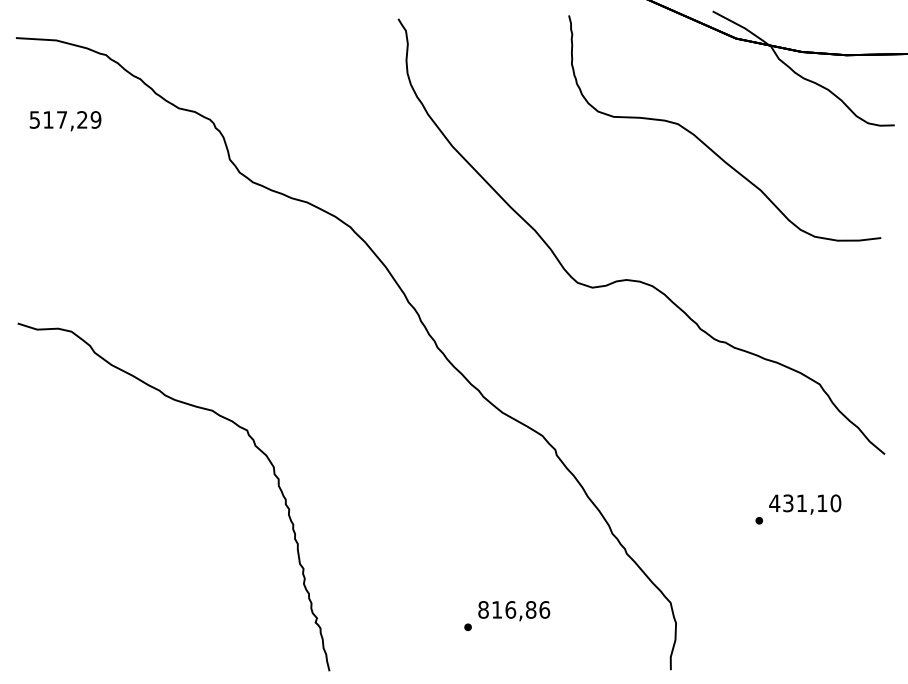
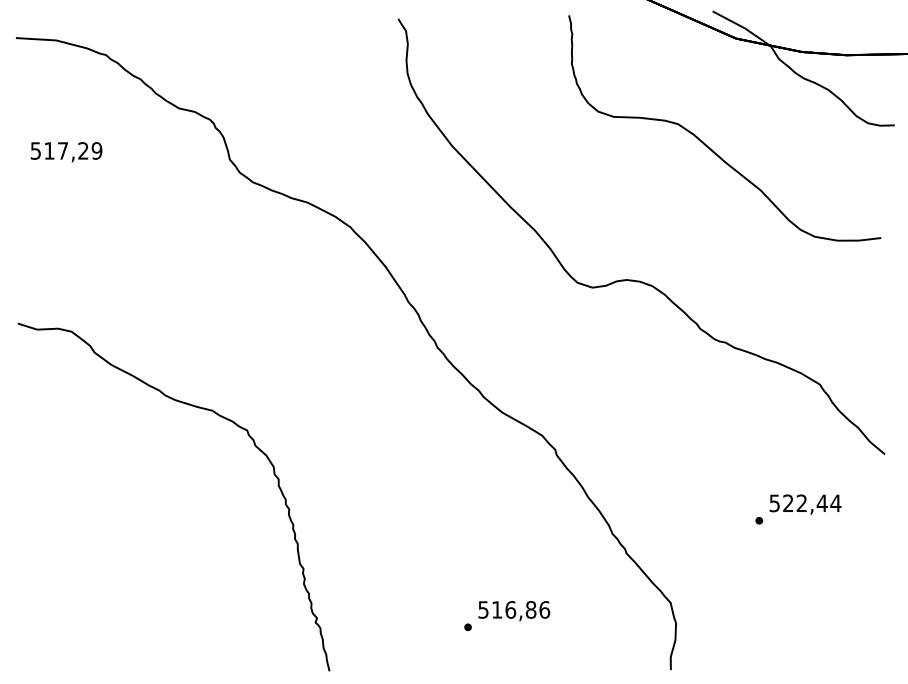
text position: (65, 121) -> (66, 152) (66, 152)
text: 431,10 -> 522,44 (805, 503)
text: 816,86 -> 516,86 (483, 609)
